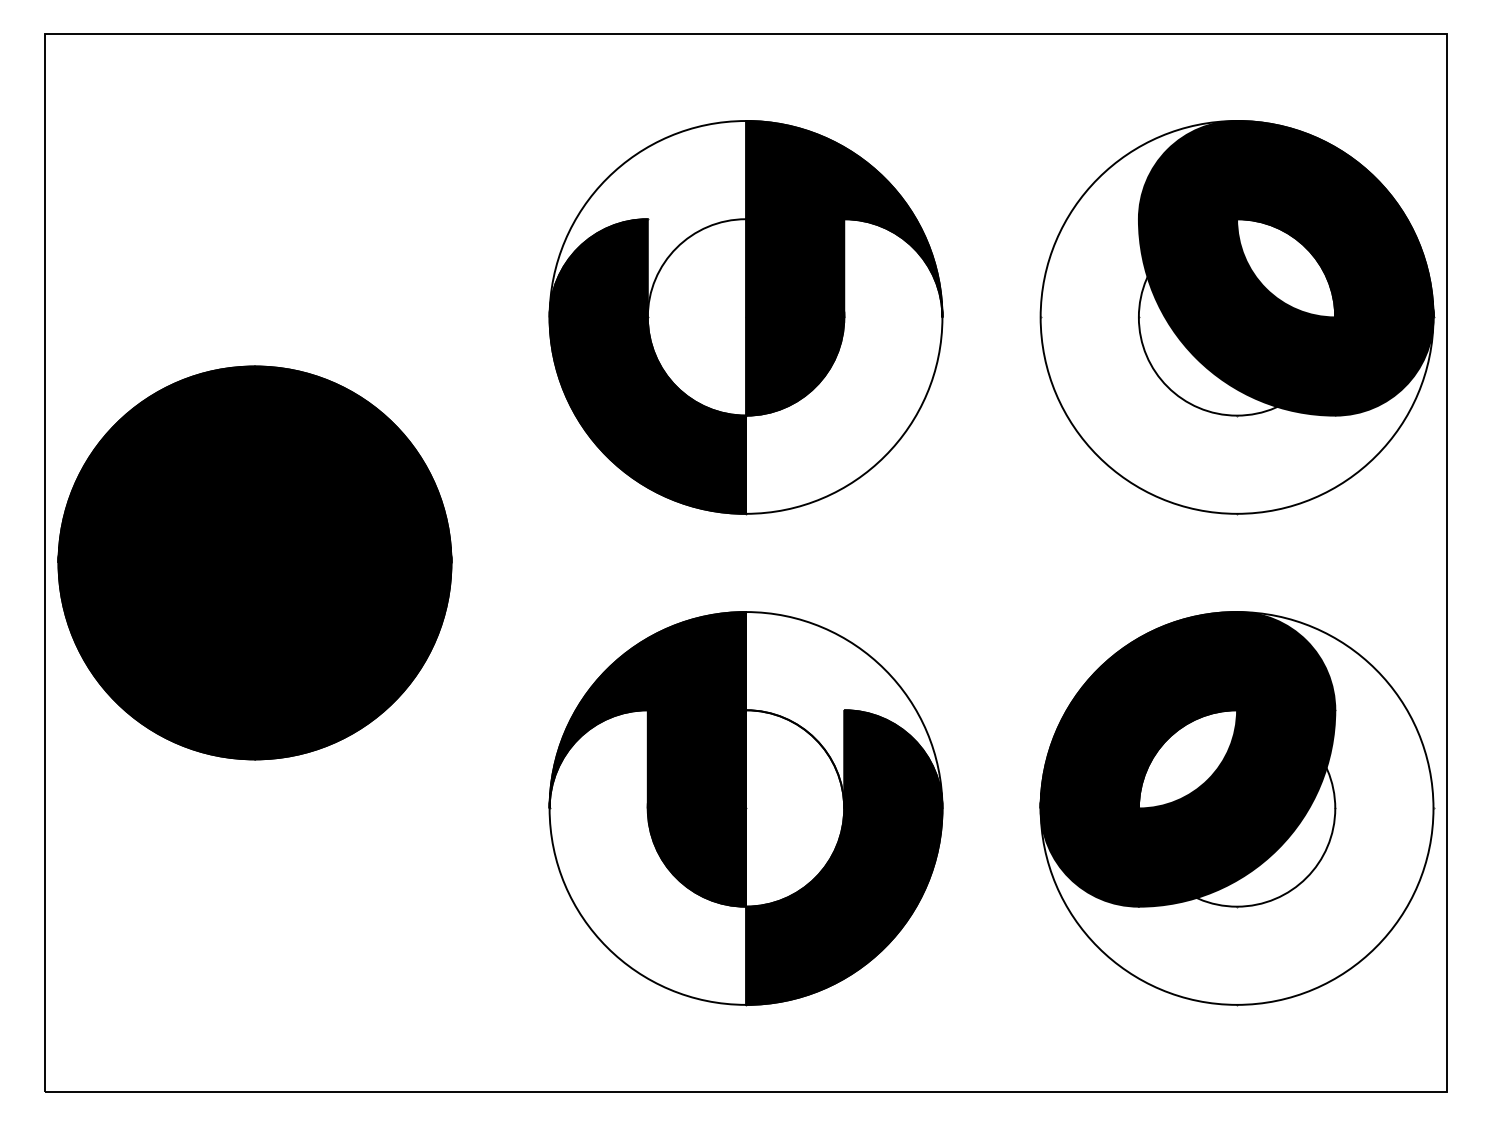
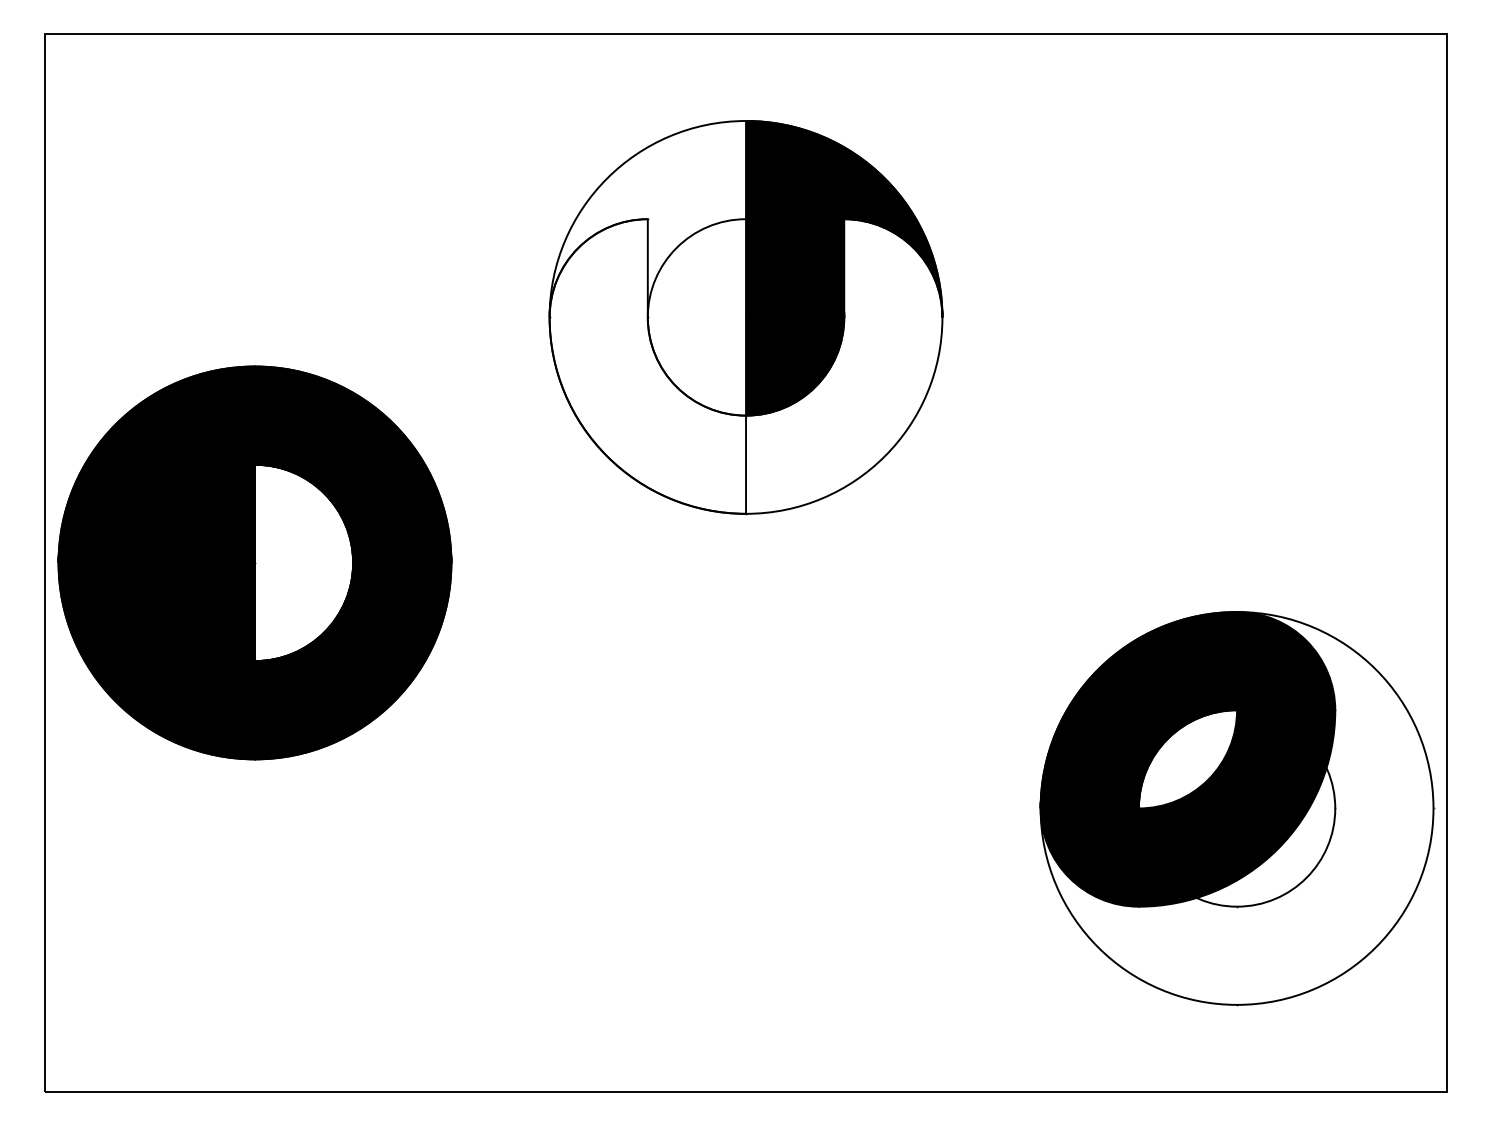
part: present -> none (1237, 317)
fill: present -> none (647, 366)
fill: present -> none (303, 562)
part: present -> none (745, 808)
